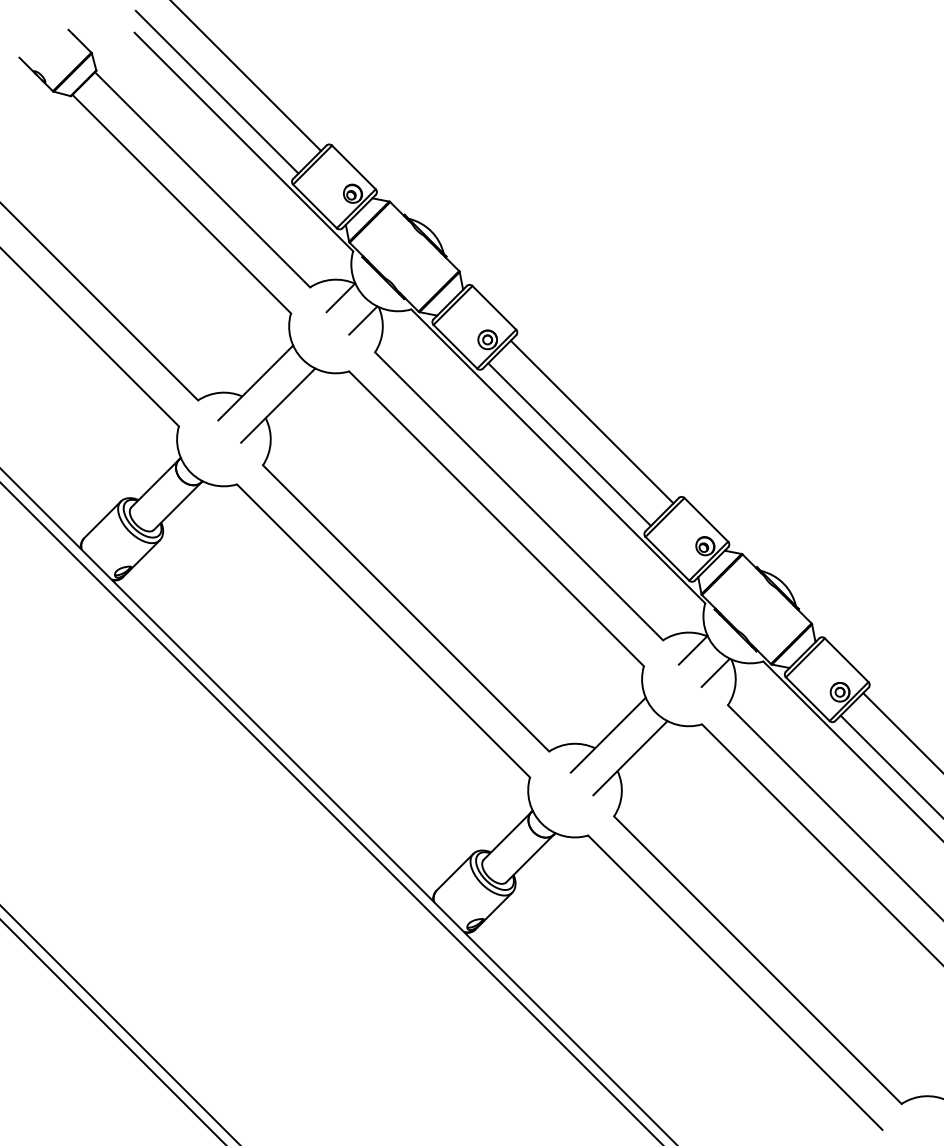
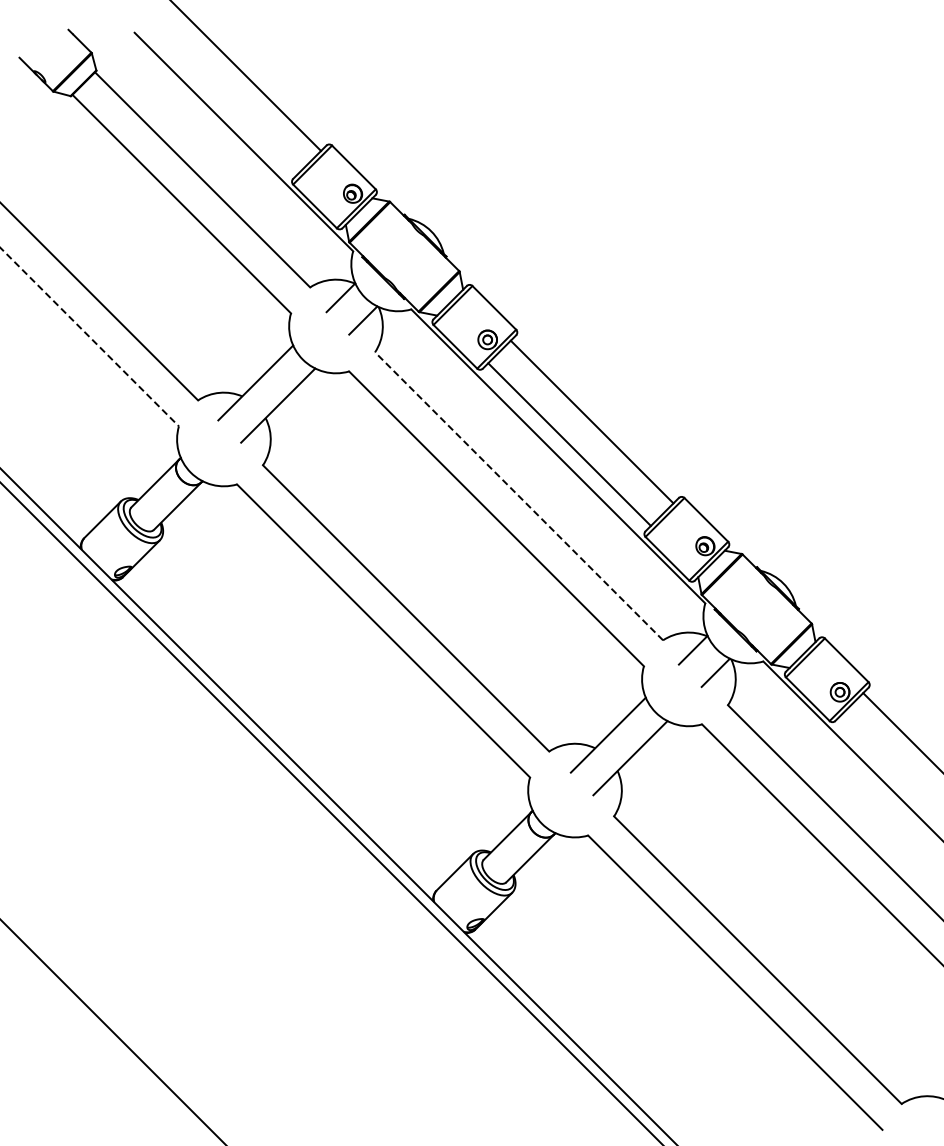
line: present -> none (216, 91)
line: solid -> dashed (89, 337)
line: solid -> dashed (519, 496)
line: present -> none (890, 765)
line: present -> none (119, 1024)
